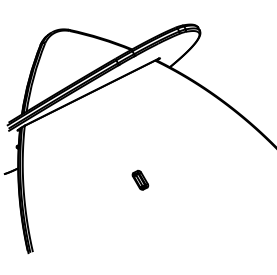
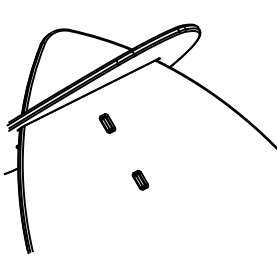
part: none -> present (107, 123)
